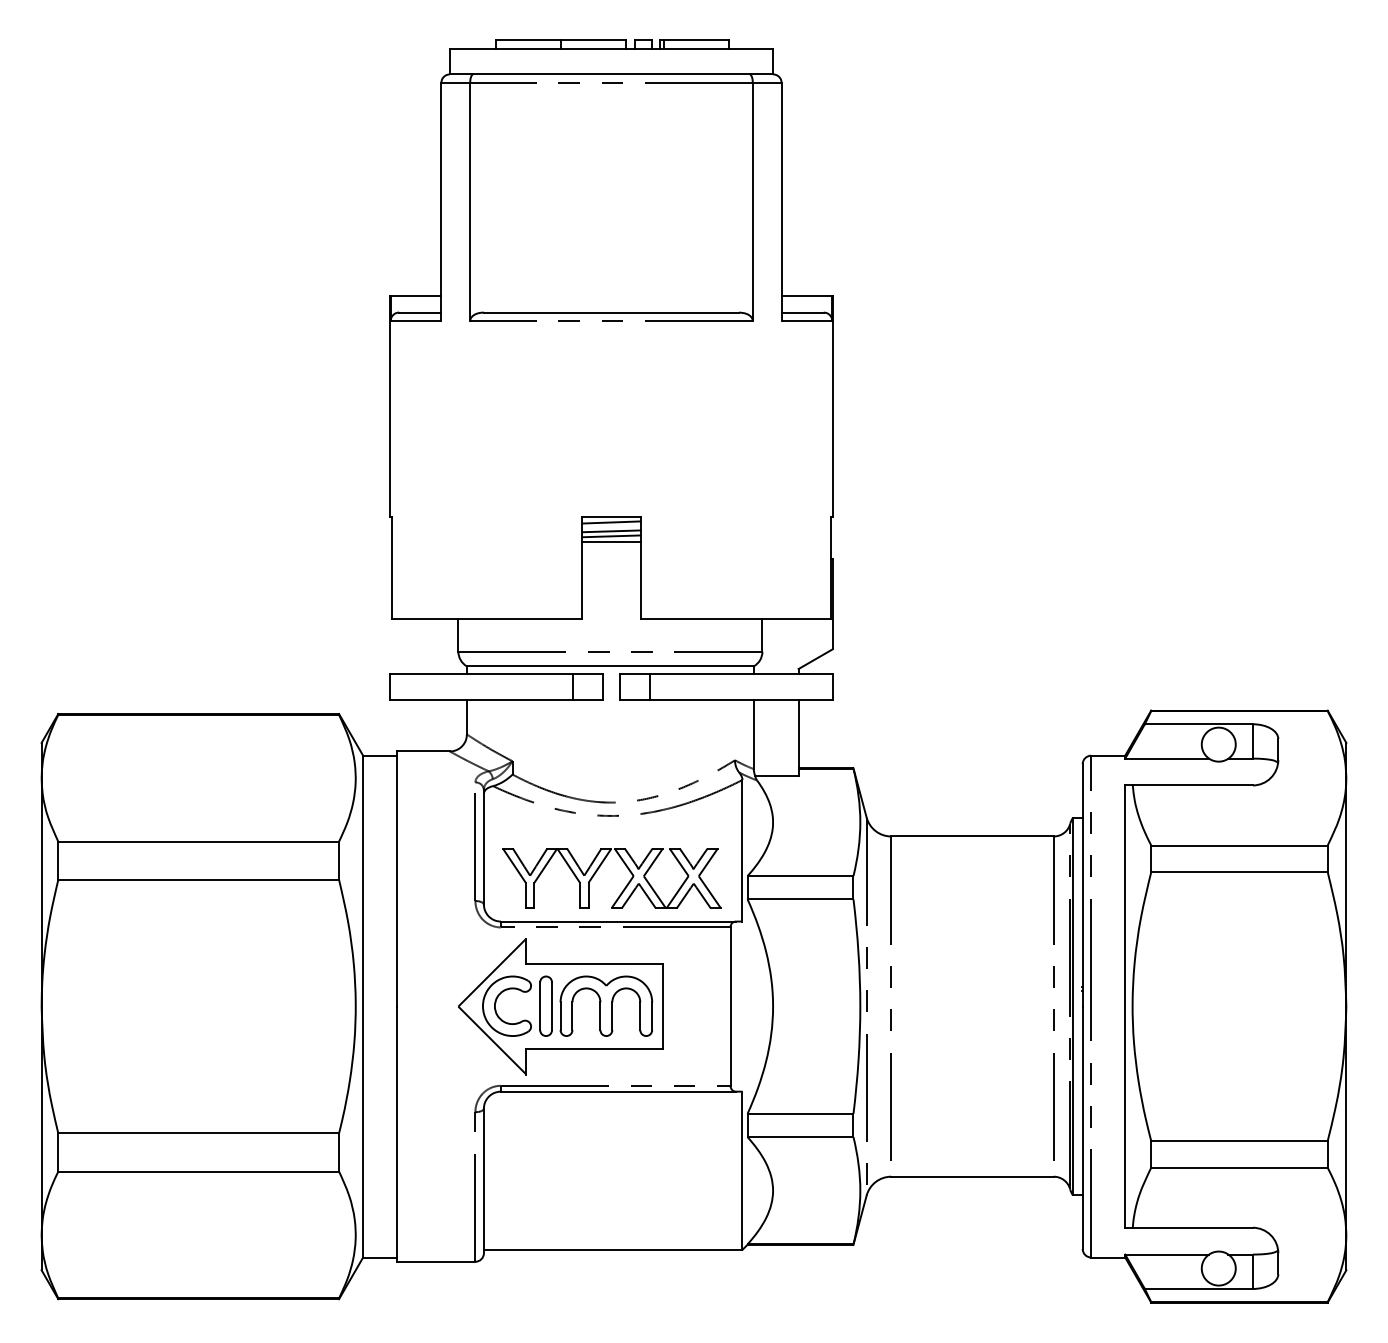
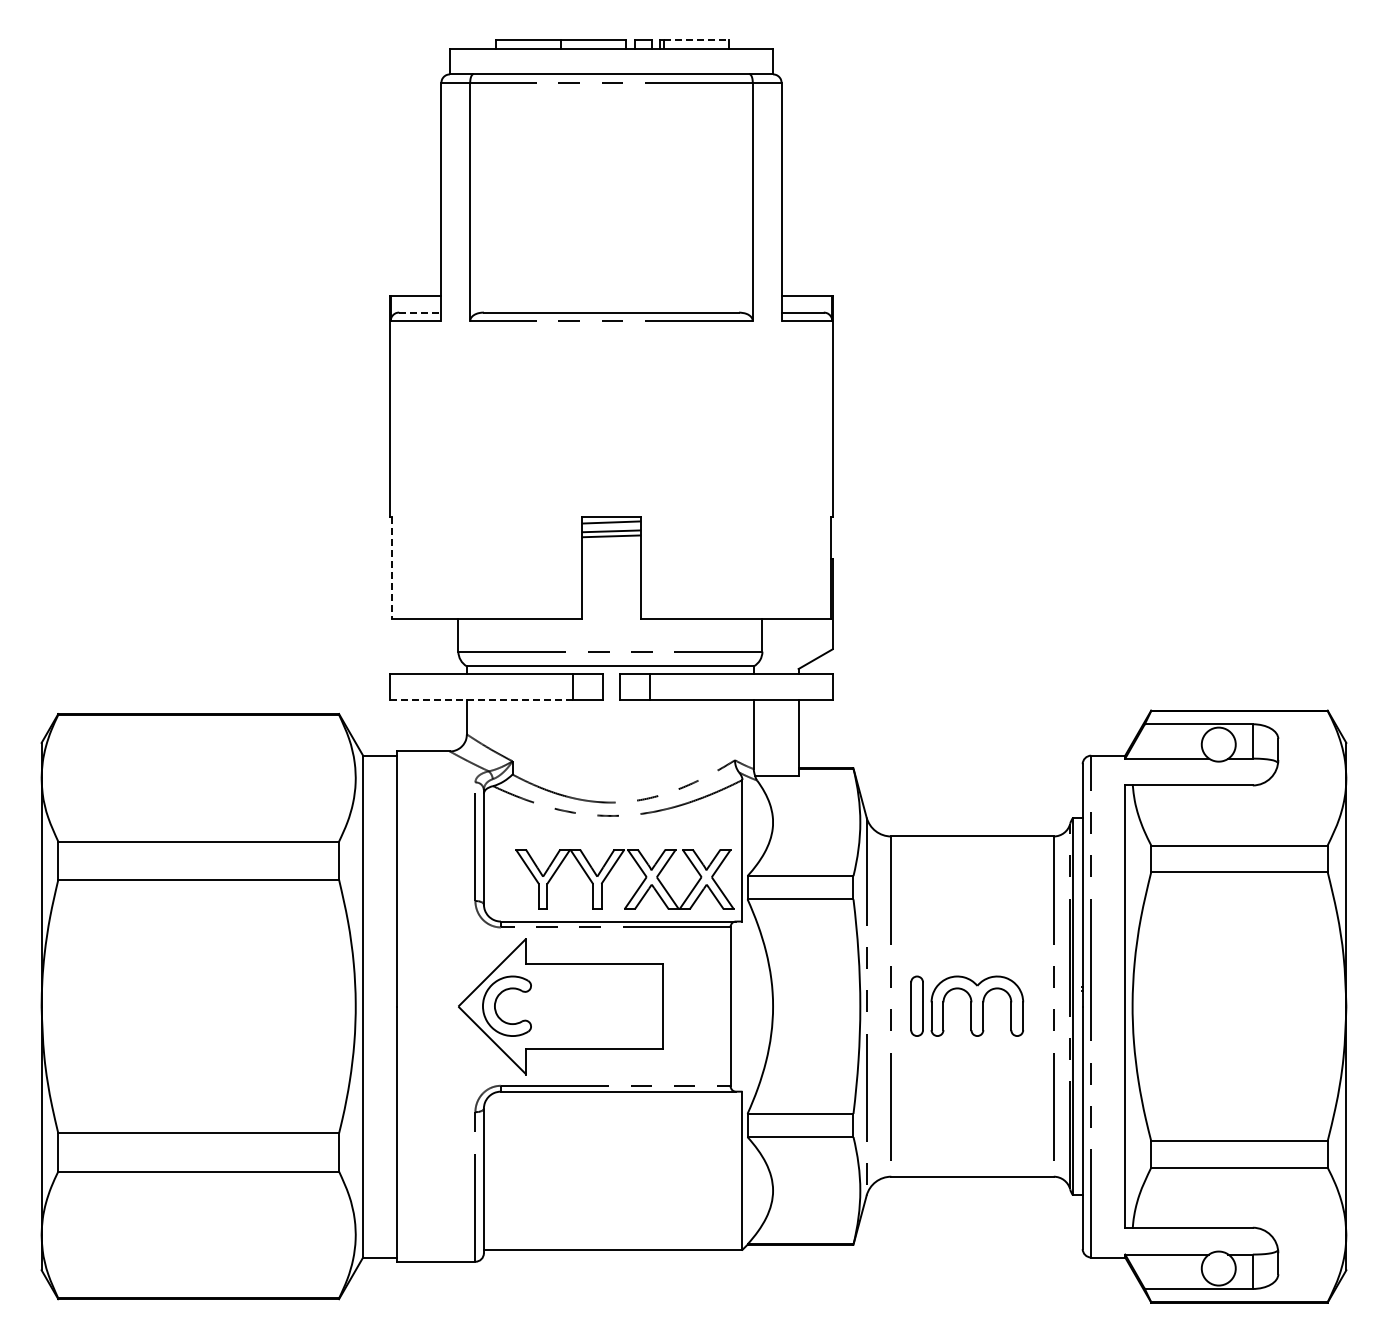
line: solid -> dashed (696, 40)
line: solid -> dashed (420, 312)
line: present -> none (611, 542)
line: solid -> dashed (392, 568)
line: solid -> dashed (481, 699)
part position: (599, 868) -> (612, 869) (612, 869)
part position: (596, 1005) -> (967, 1005) (967, 1005)
